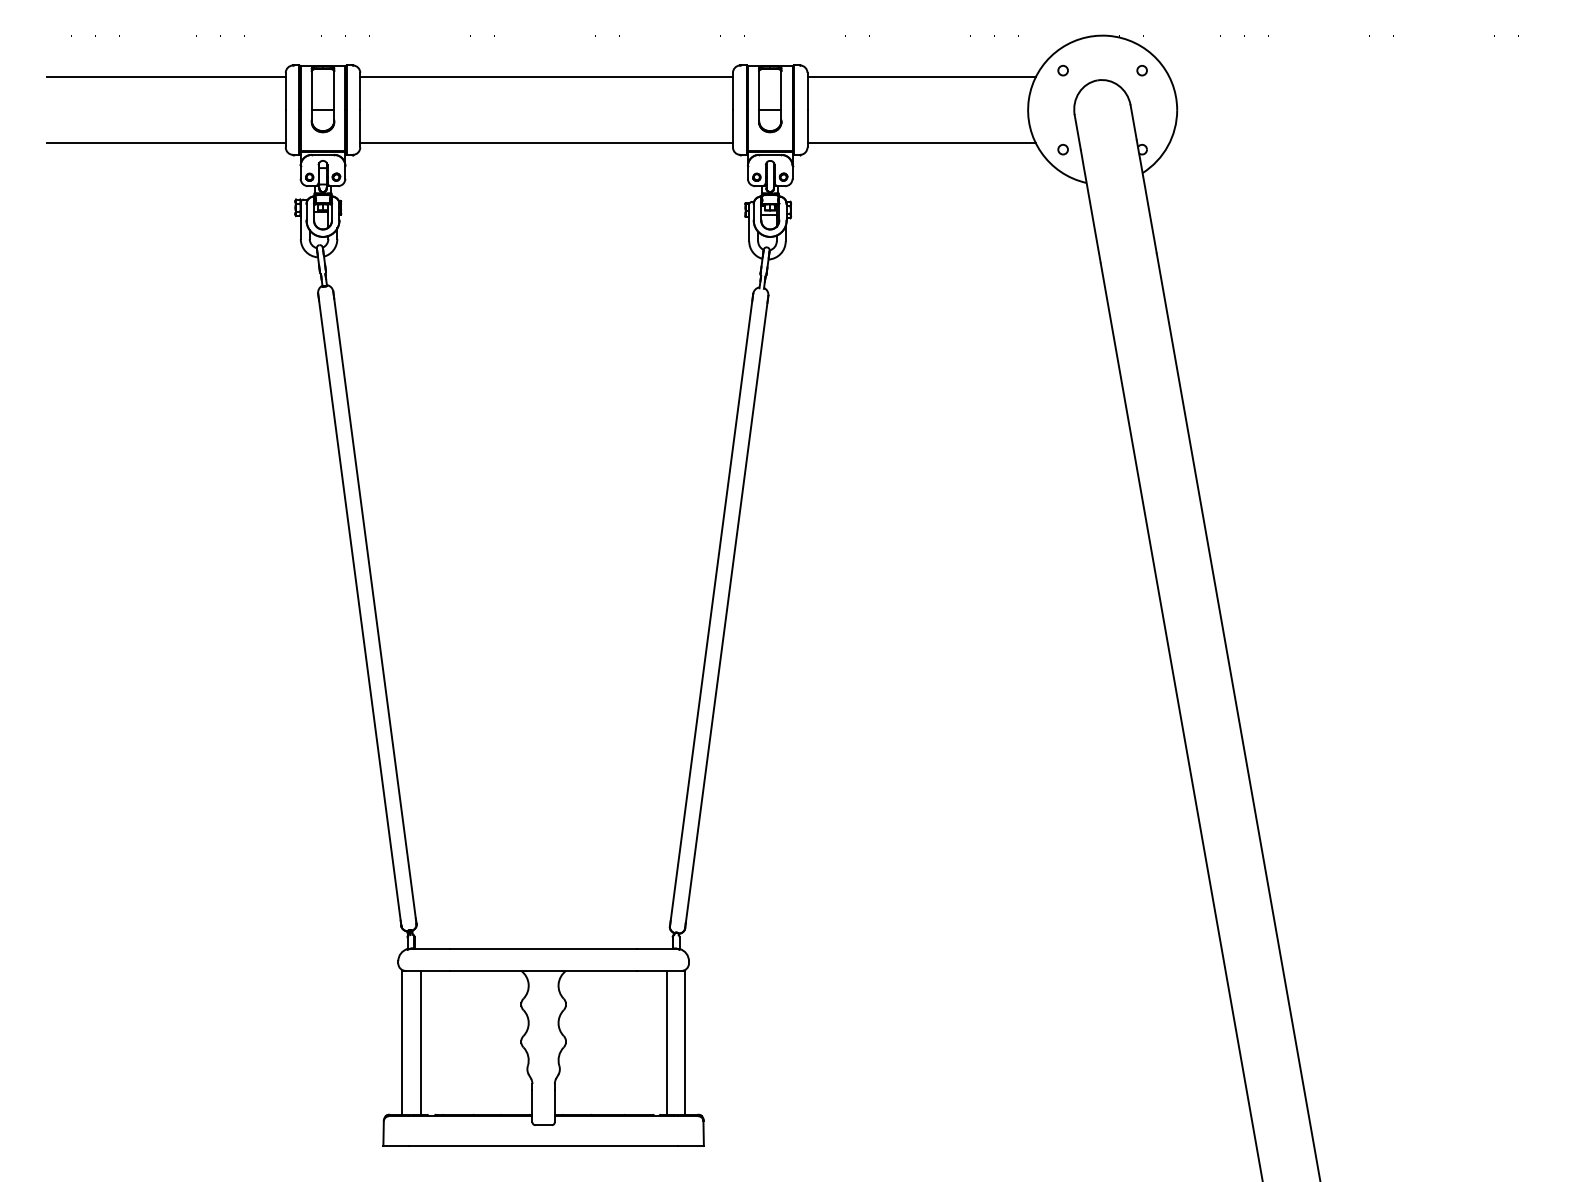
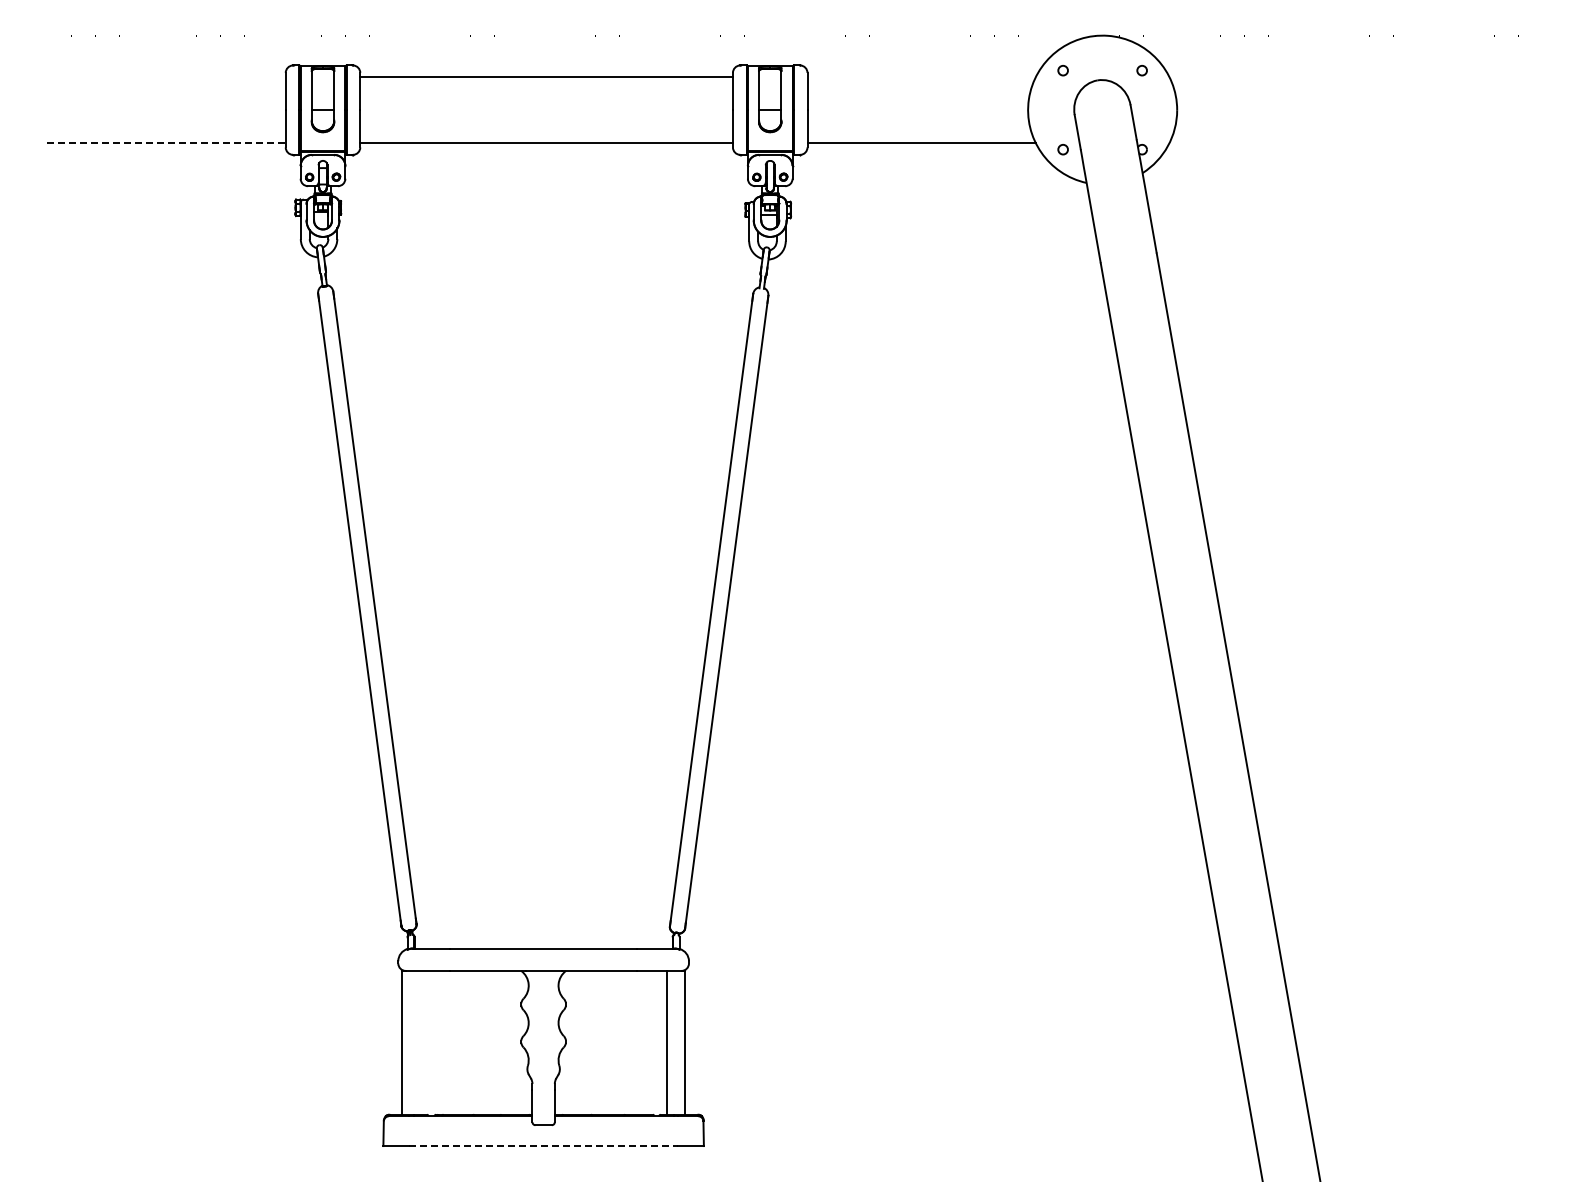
line: present -> none (166, 77)
line: present -> none (921, 77)
line: solid -> dashed (167, 143)
line: present -> none (420, 1042)
line: solid -> dashed (544, 1146)
